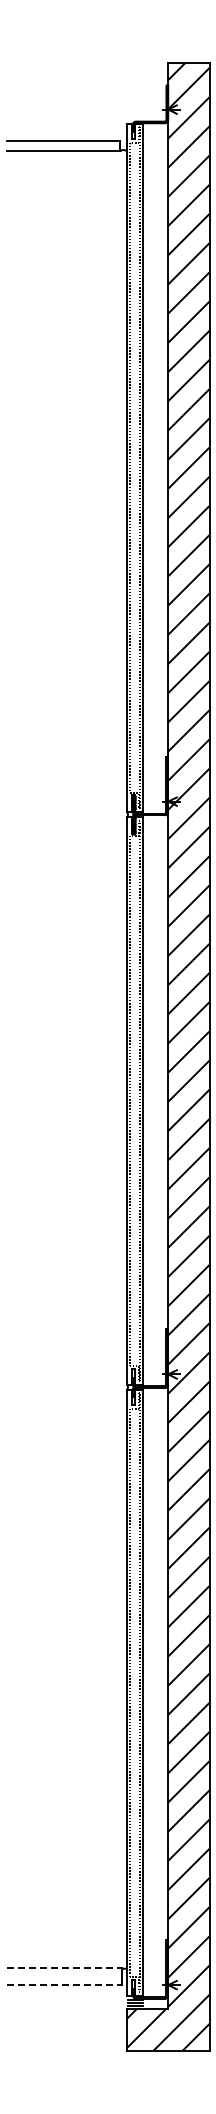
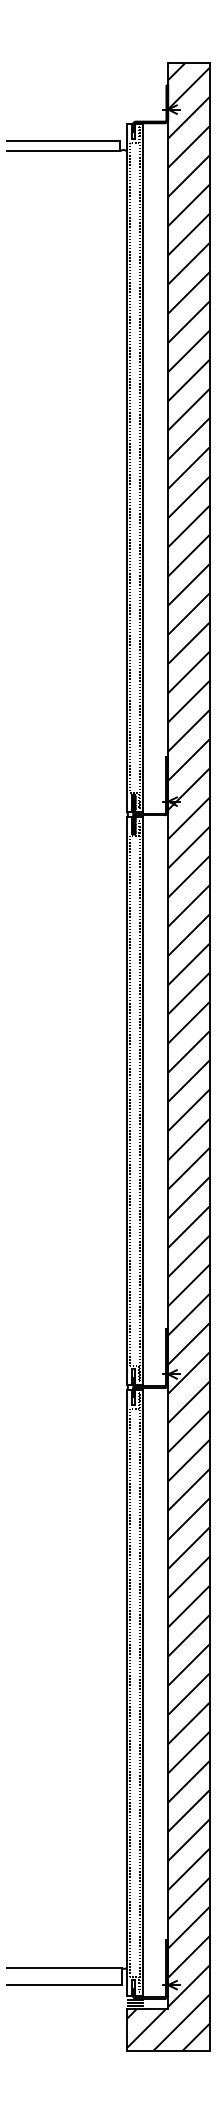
line: dashed -> solid (64, 1968)
line: dashed -> solid (64, 1985)
